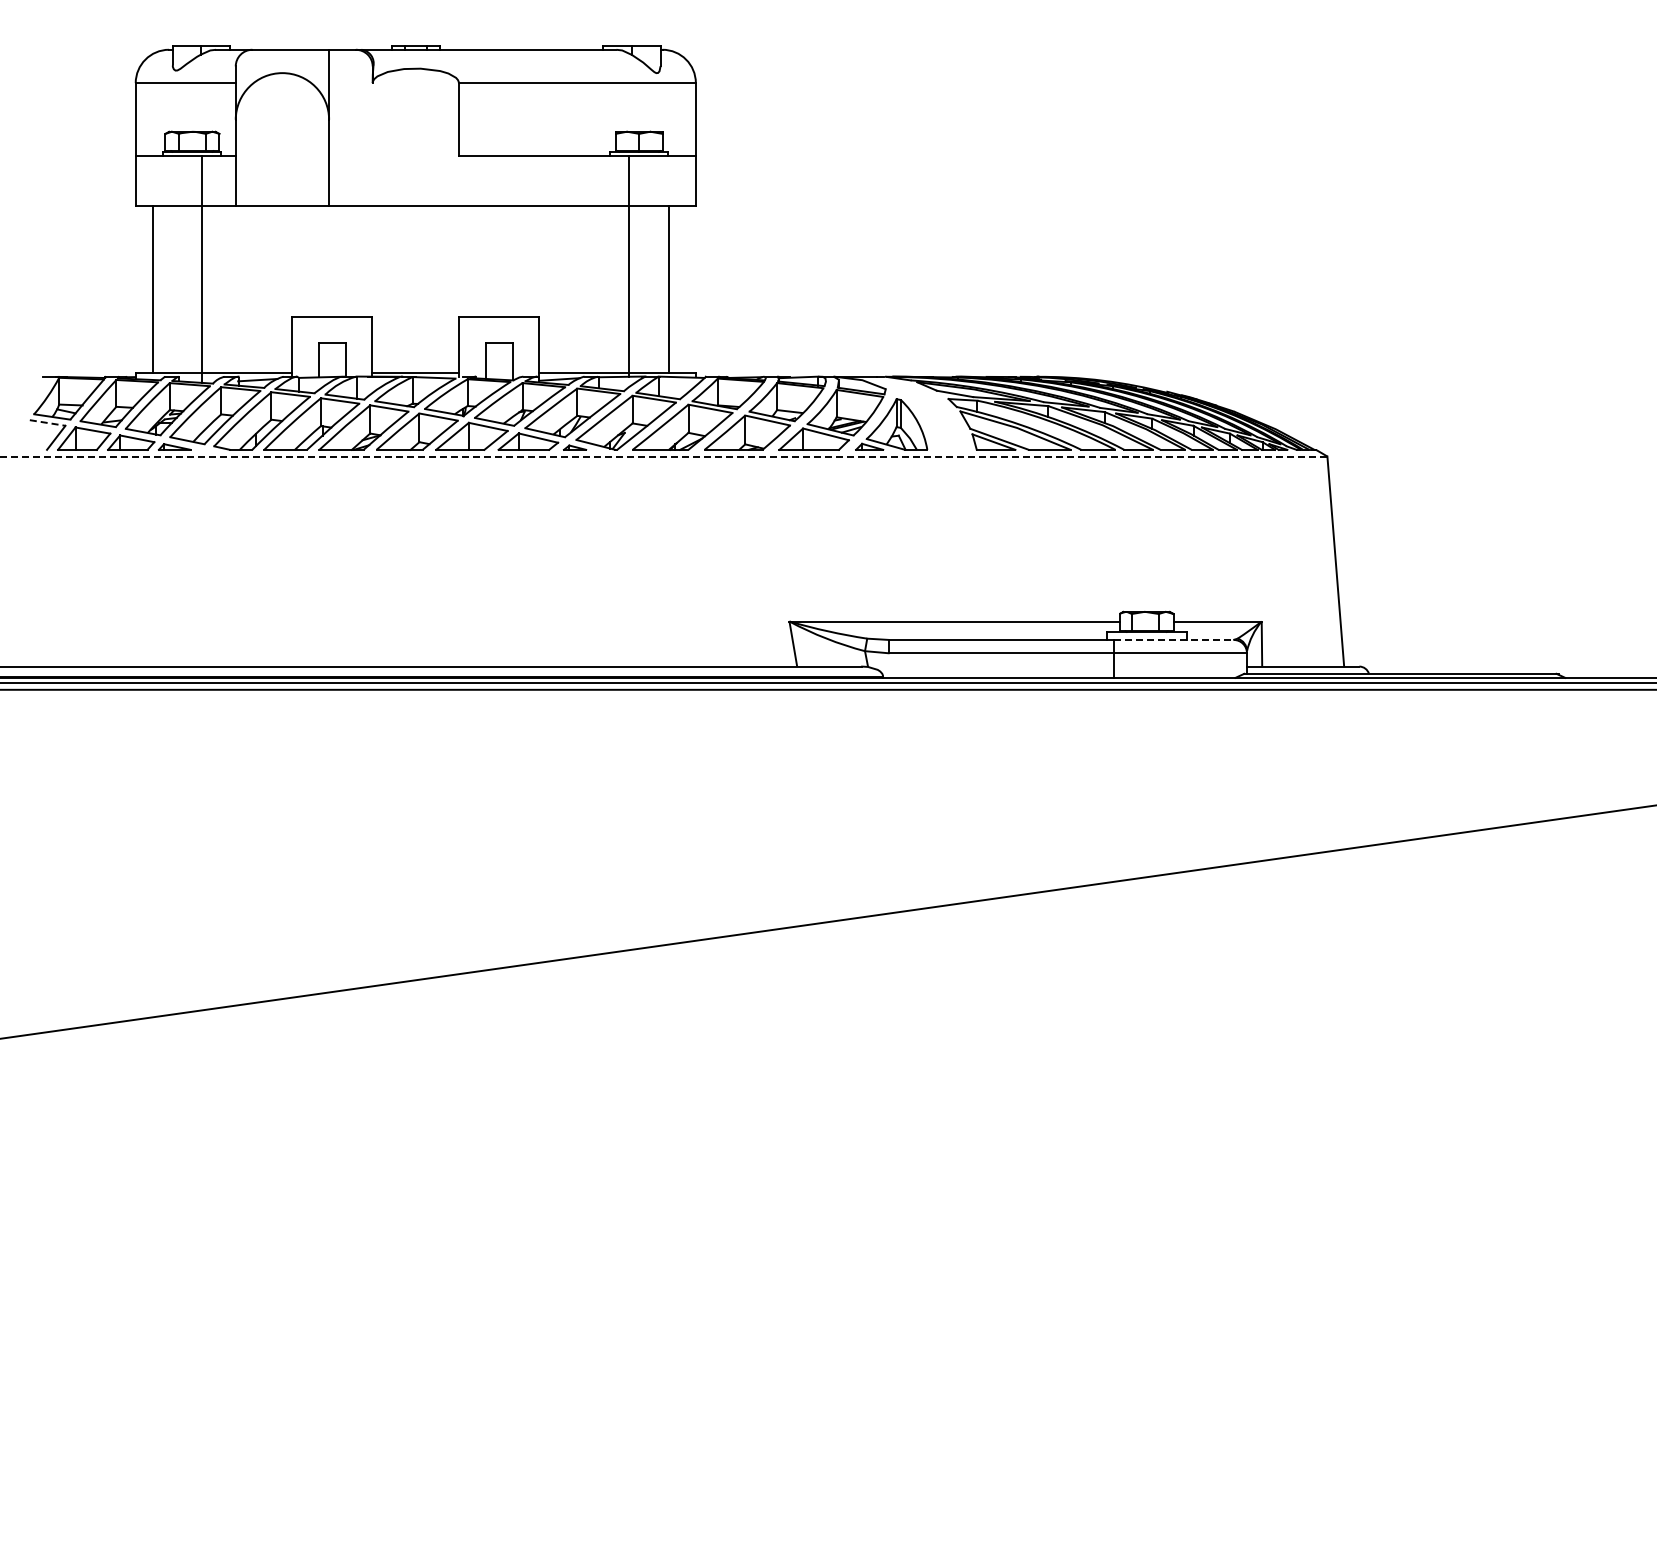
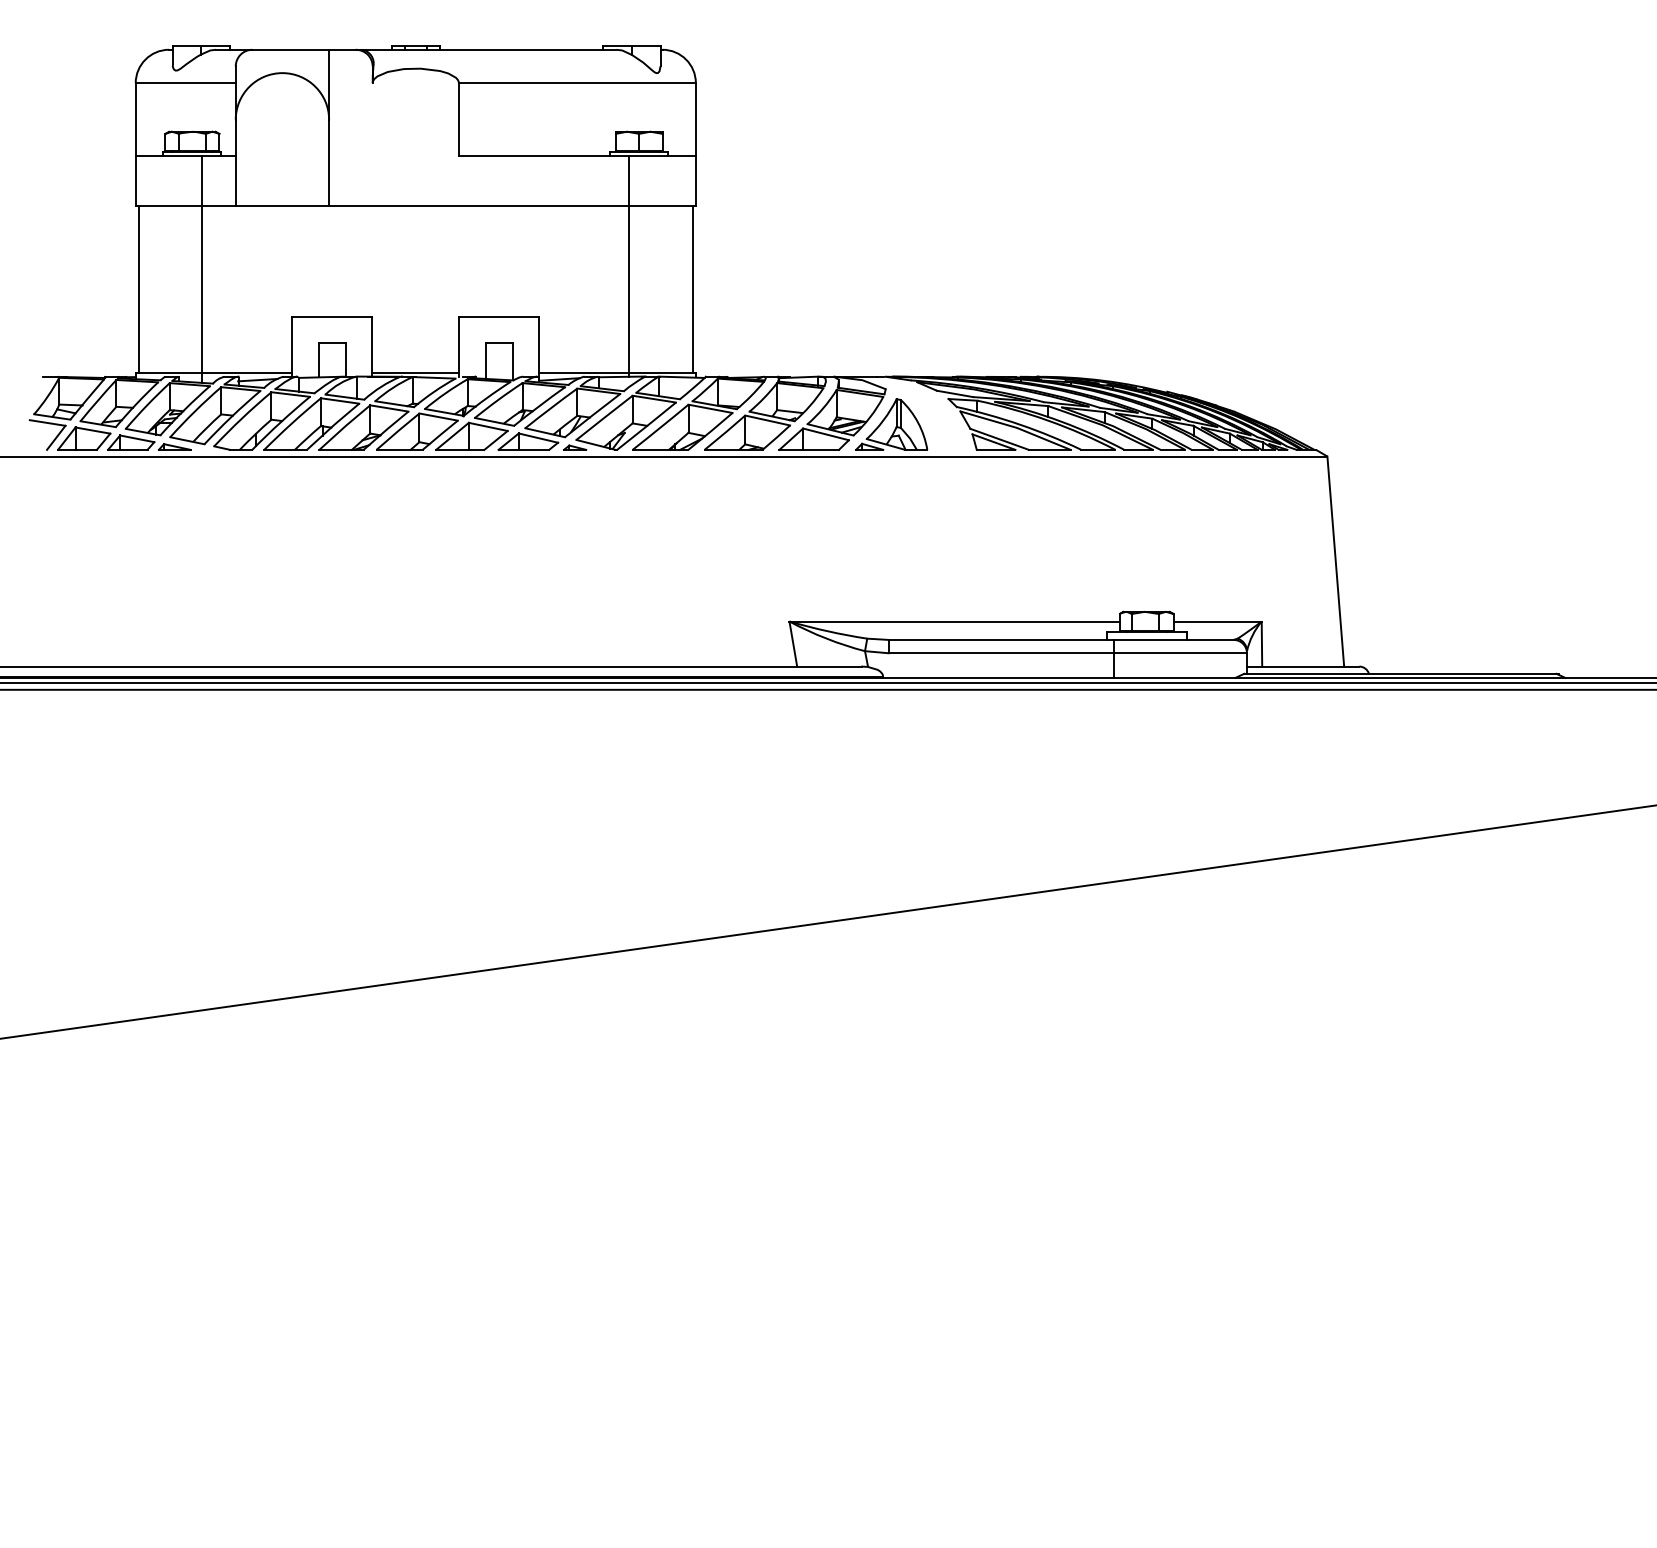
line position: (153, 289) -> (139, 289) (139, 289)
line position: (668, 289) -> (692, 289) (692, 289)
line: dashed -> solid (48, 423)
line: dashed -> solid (663, 456)
line: dashed -> solid (1174, 639)
